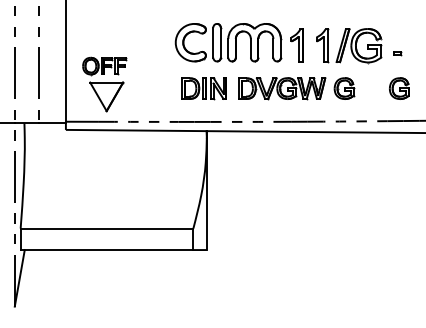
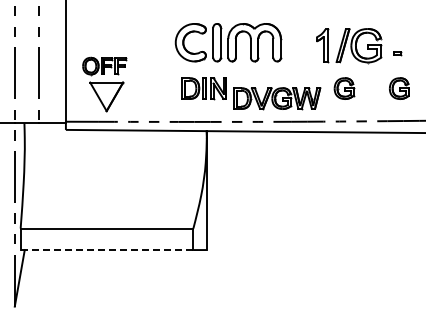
part: present -> none (296, 45)
part position: (282, 88) -> (277, 98) (277, 98)
line: solid -> dashed (107, 250)
